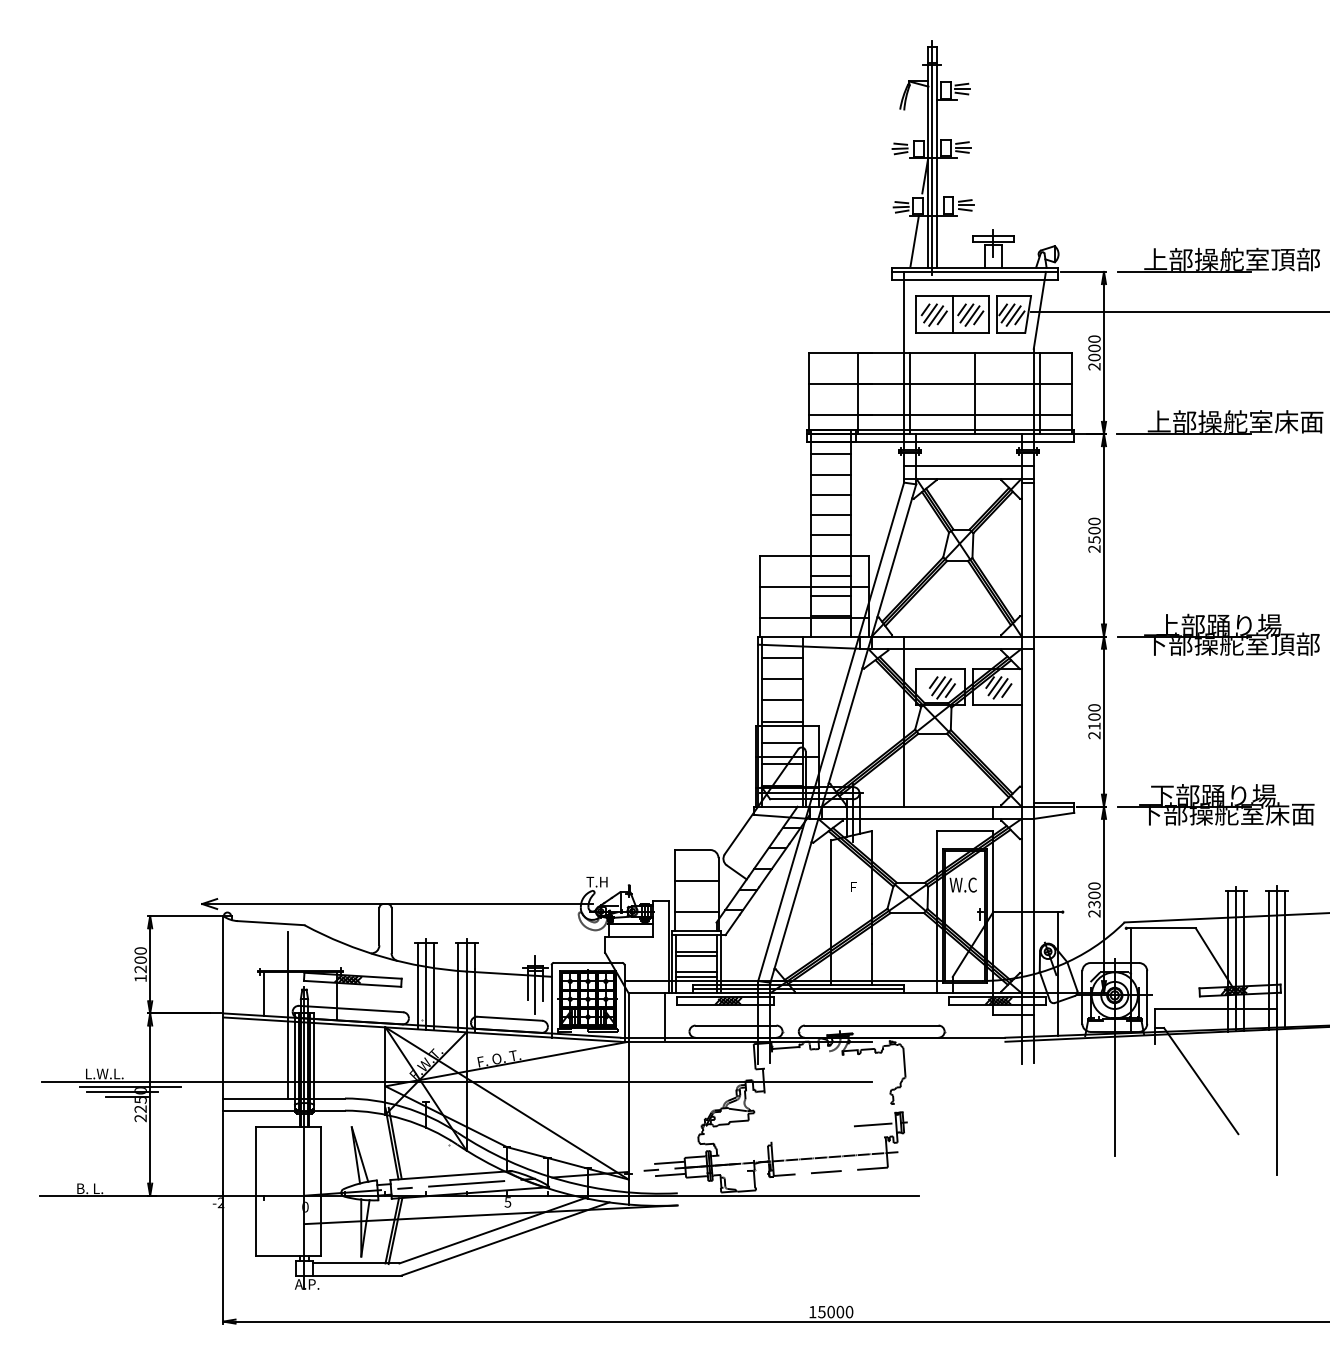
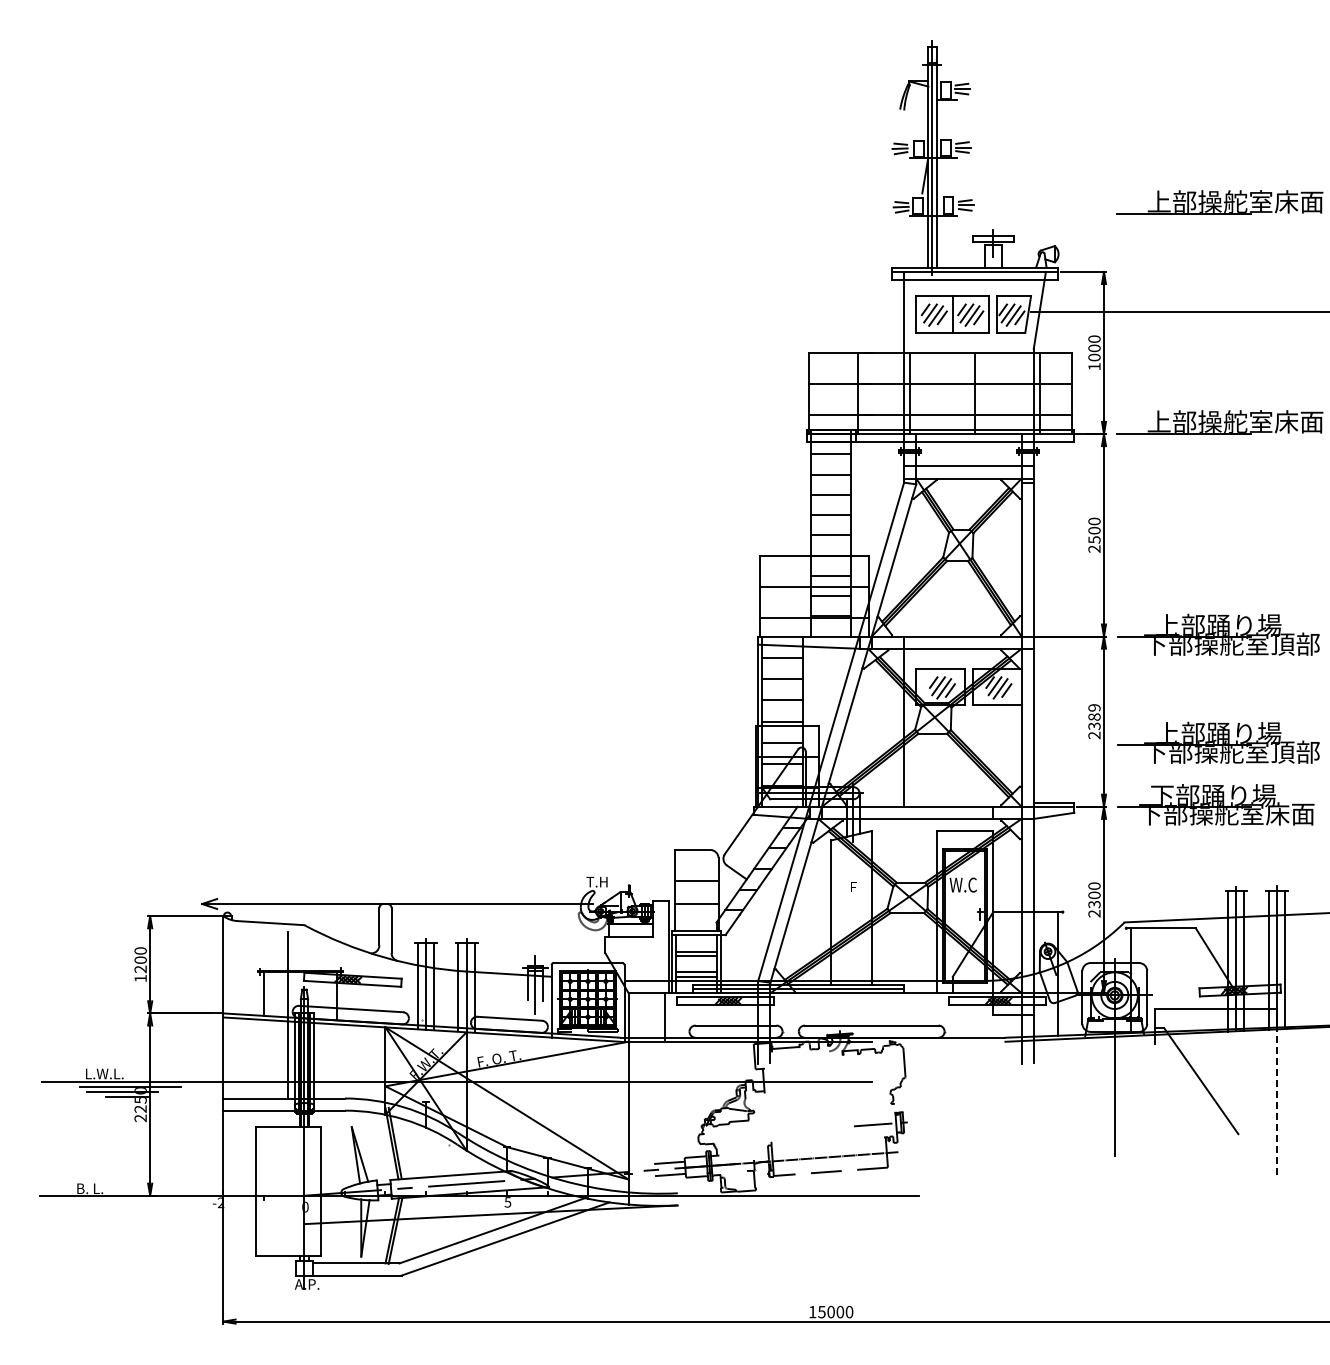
part: none -> present (1219, 202)
line: present -> none (914, 240)
part: present -> none (1218, 259)
text: 2000 -> 1000 (1094, 366)
text: 2100 -> 2389 (1094, 717)
part: none -> present (1218, 742)
line position: (696, 912) -> (696, 904) (696, 904)
line: solid -> dashed (1276, 1101)
